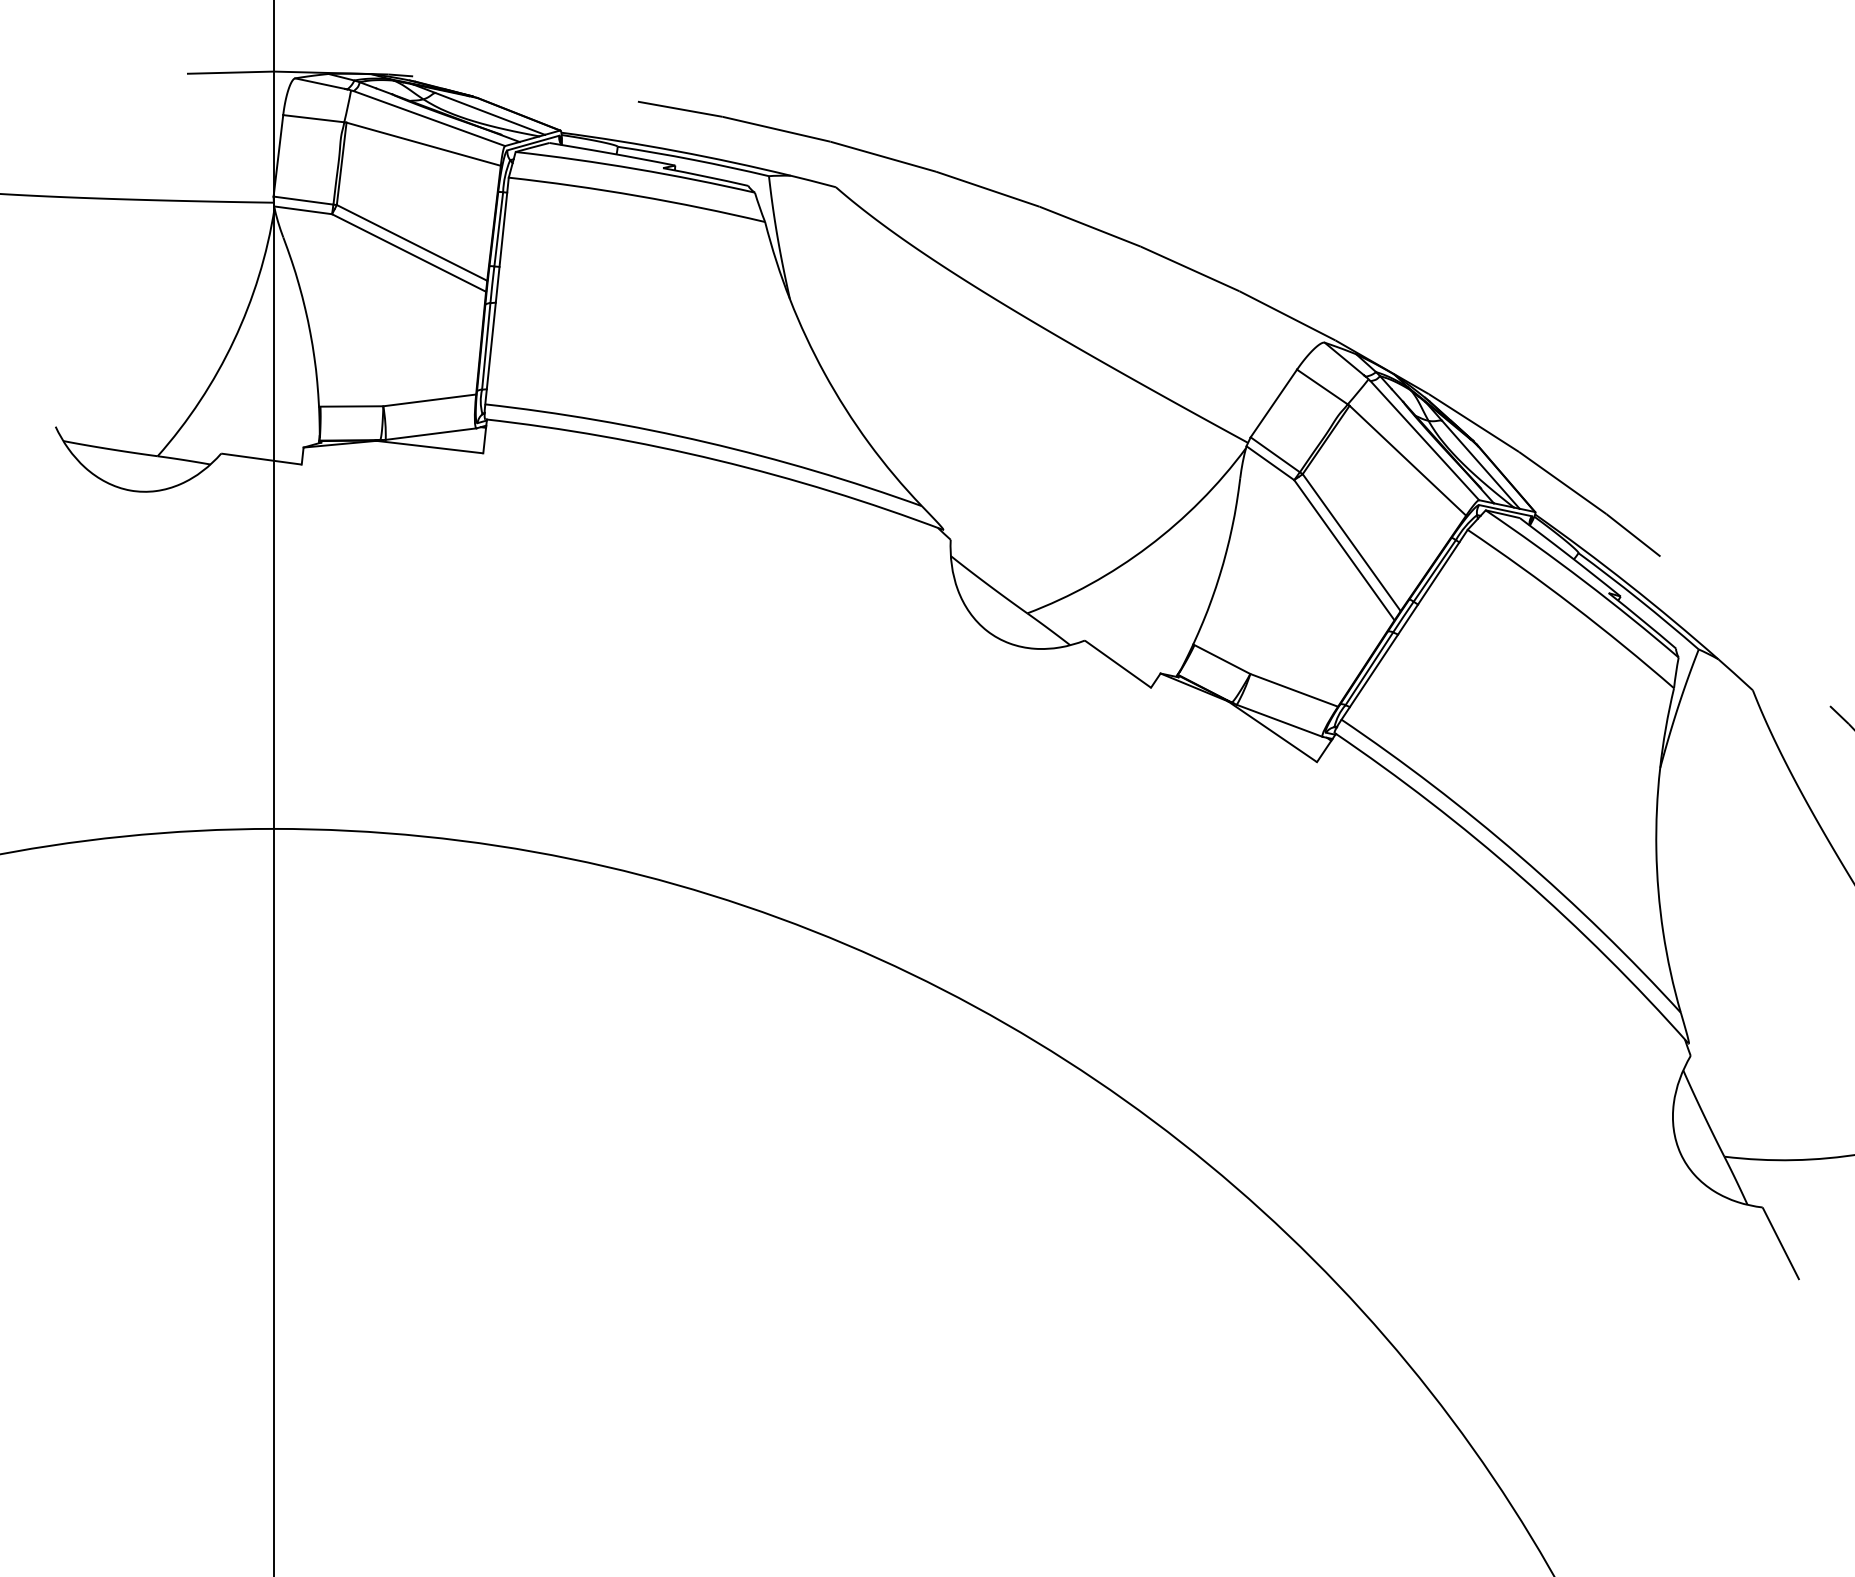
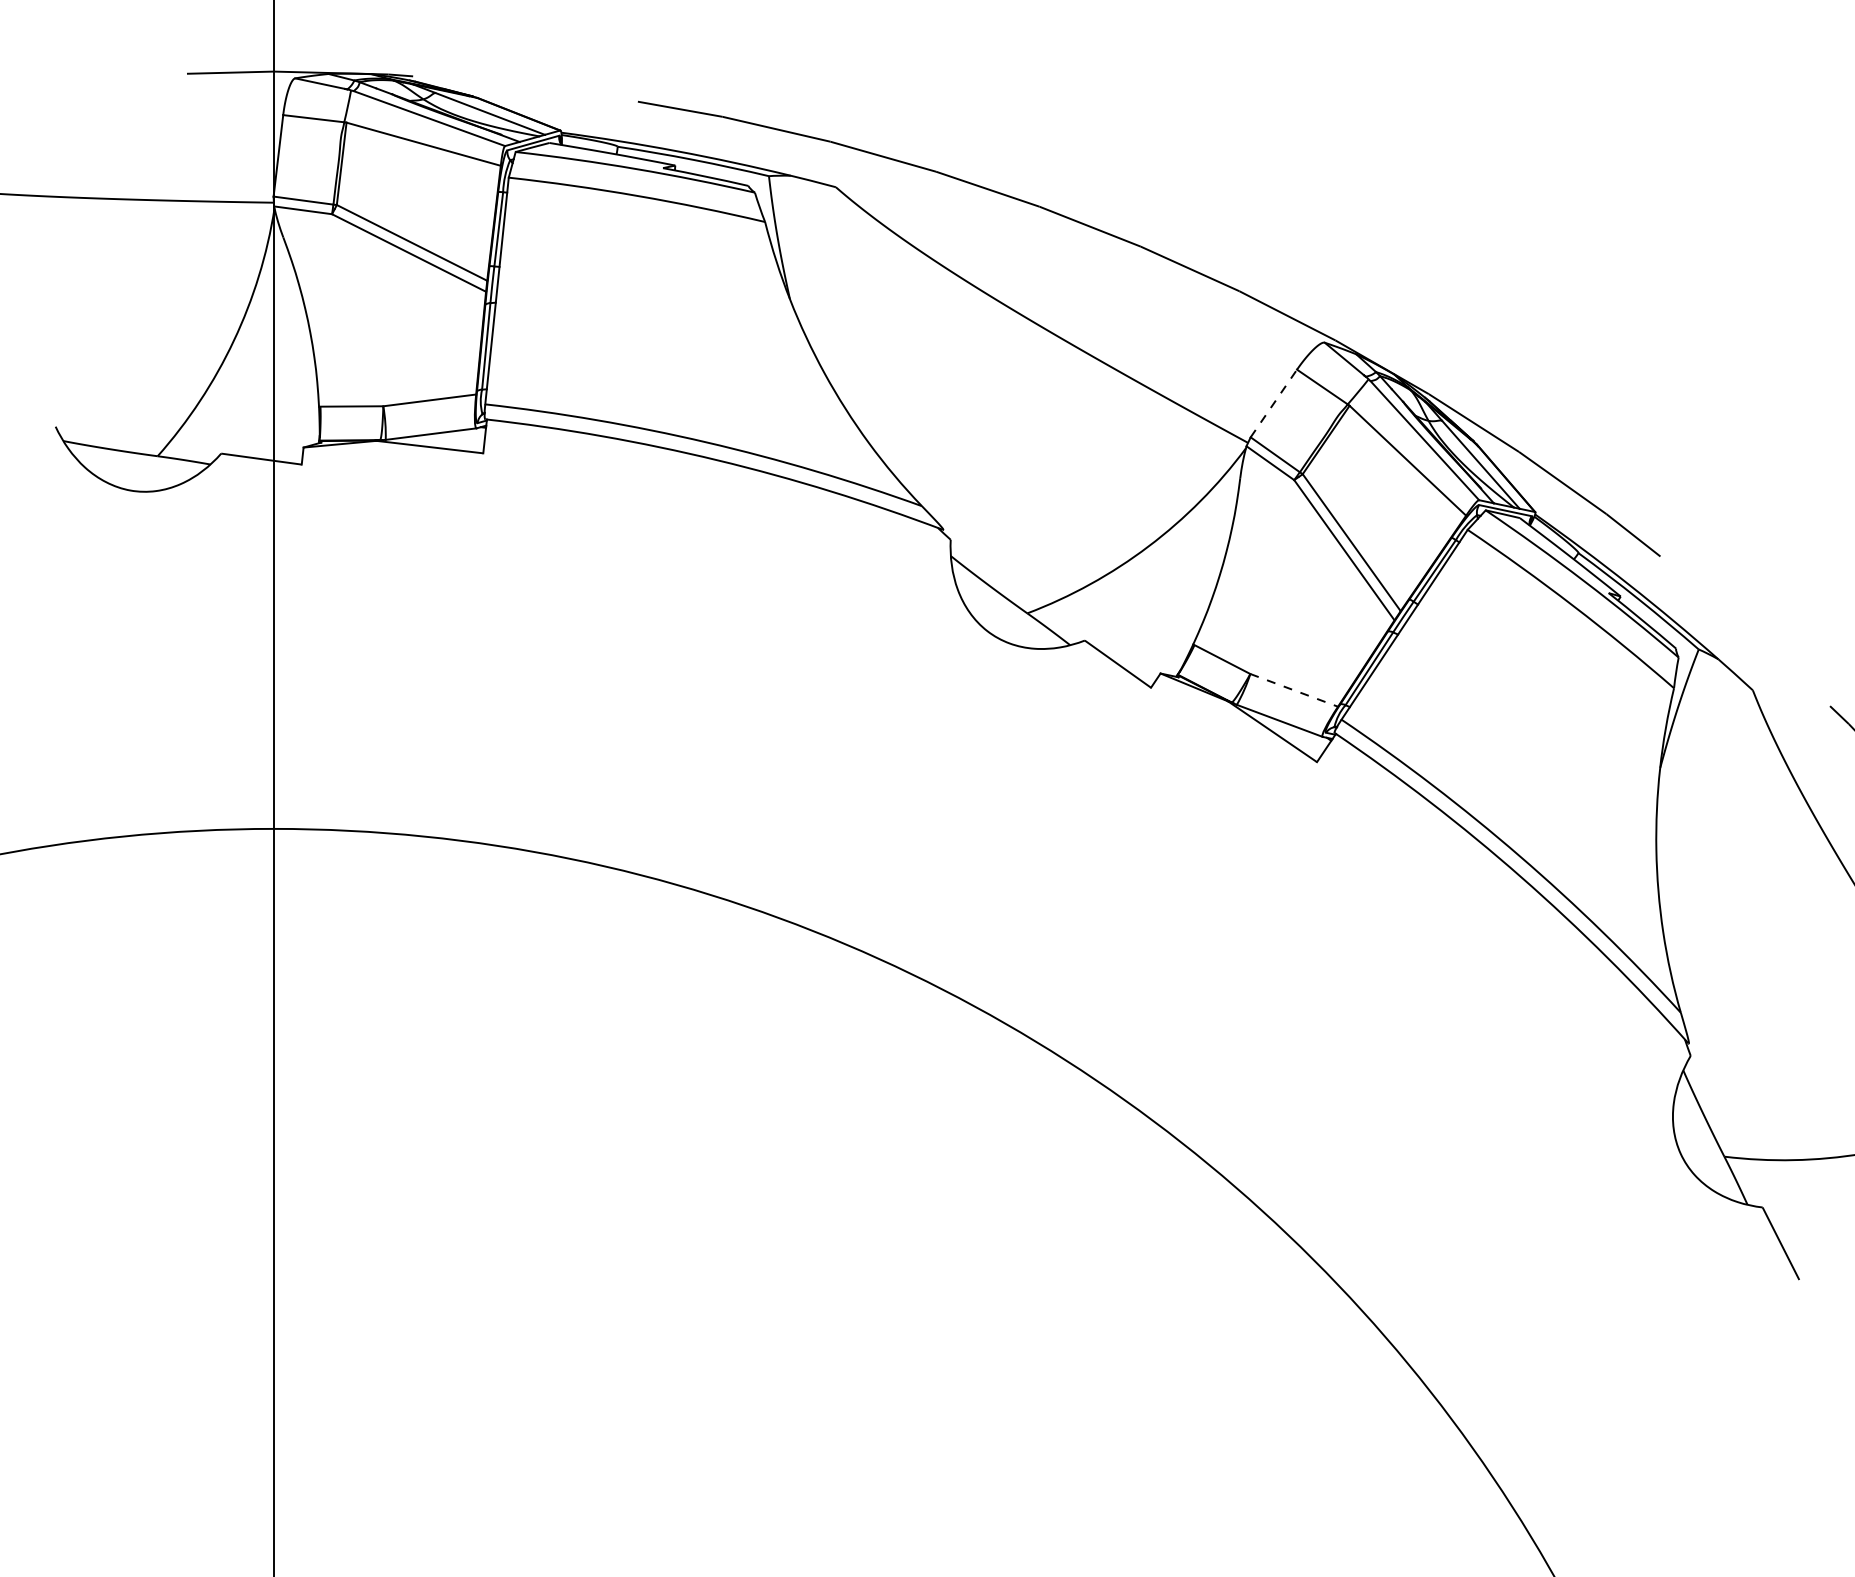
line: solid -> dashed (1274, 403)
line: solid -> dashed (1294, 690)
